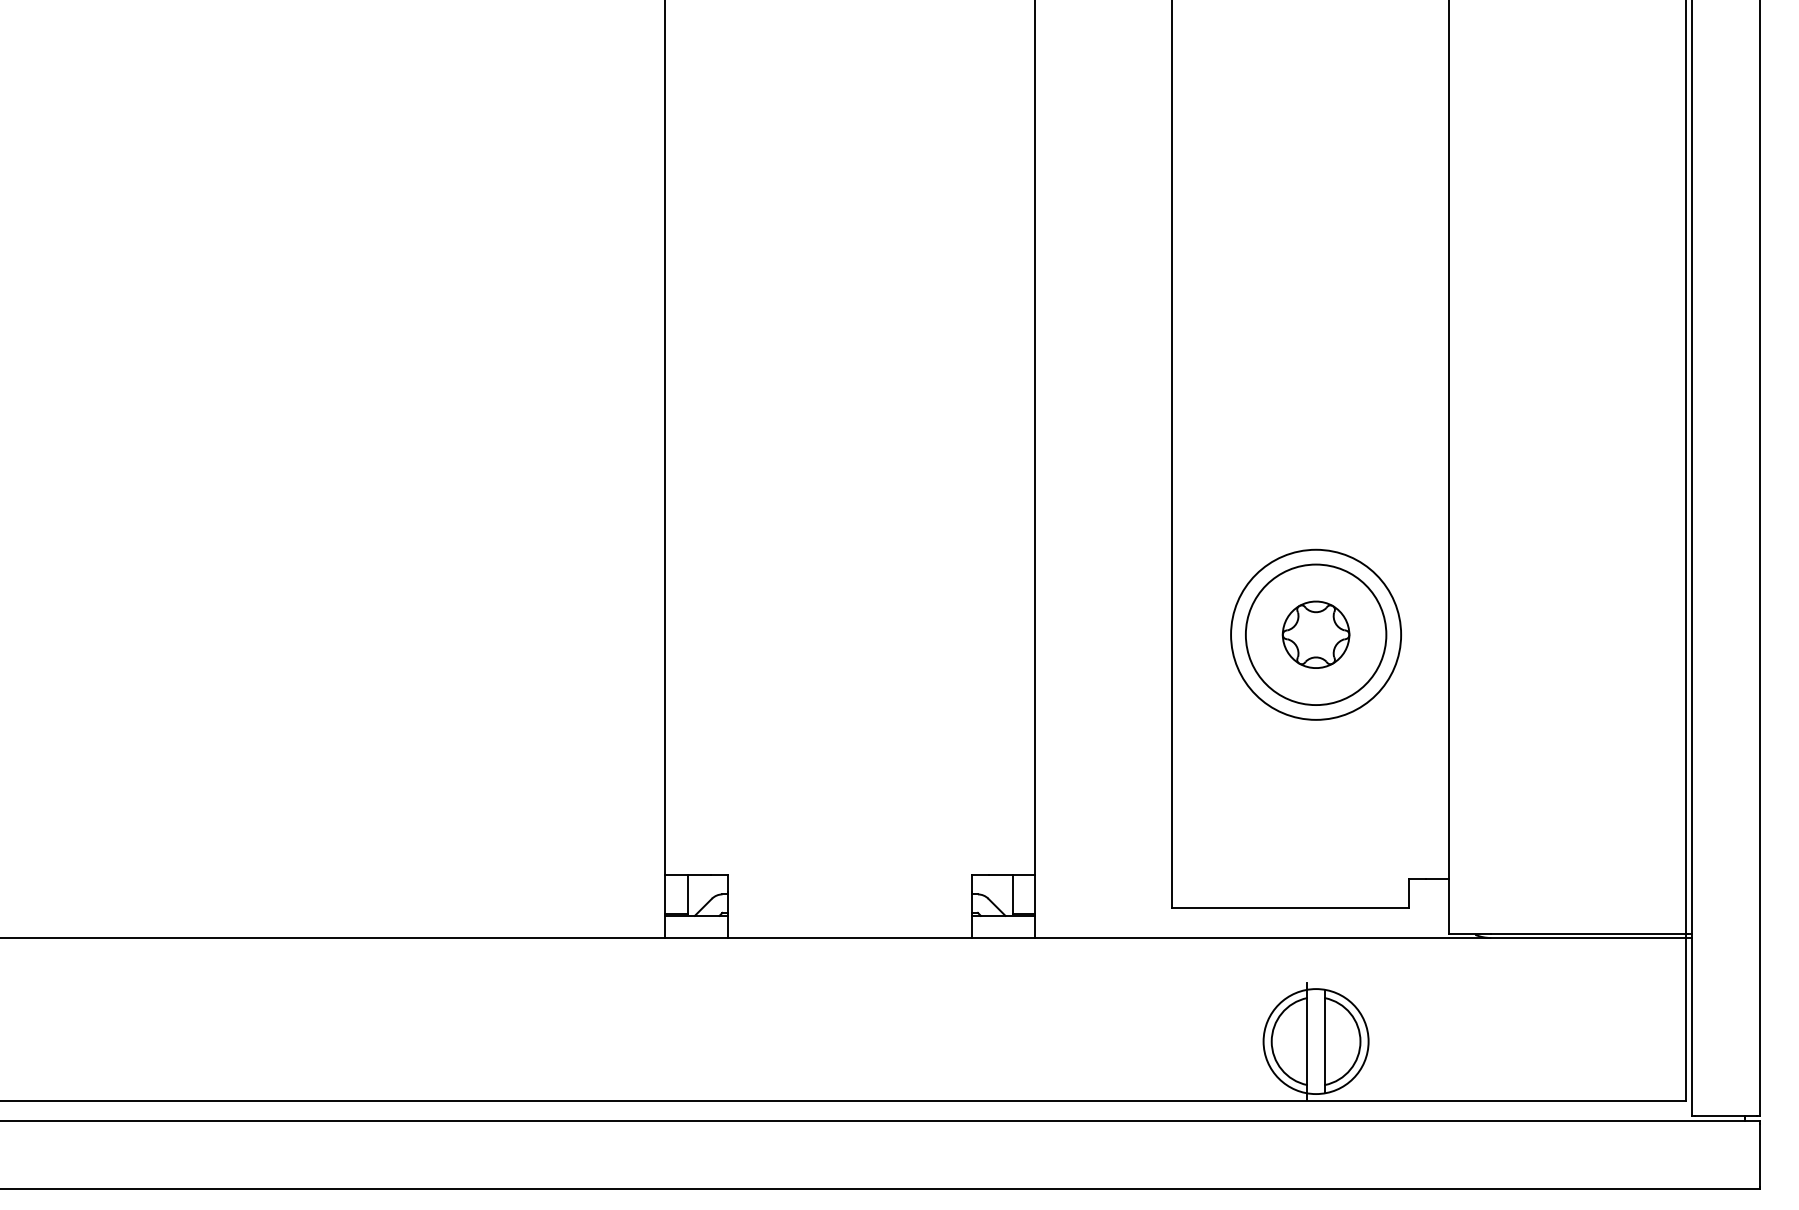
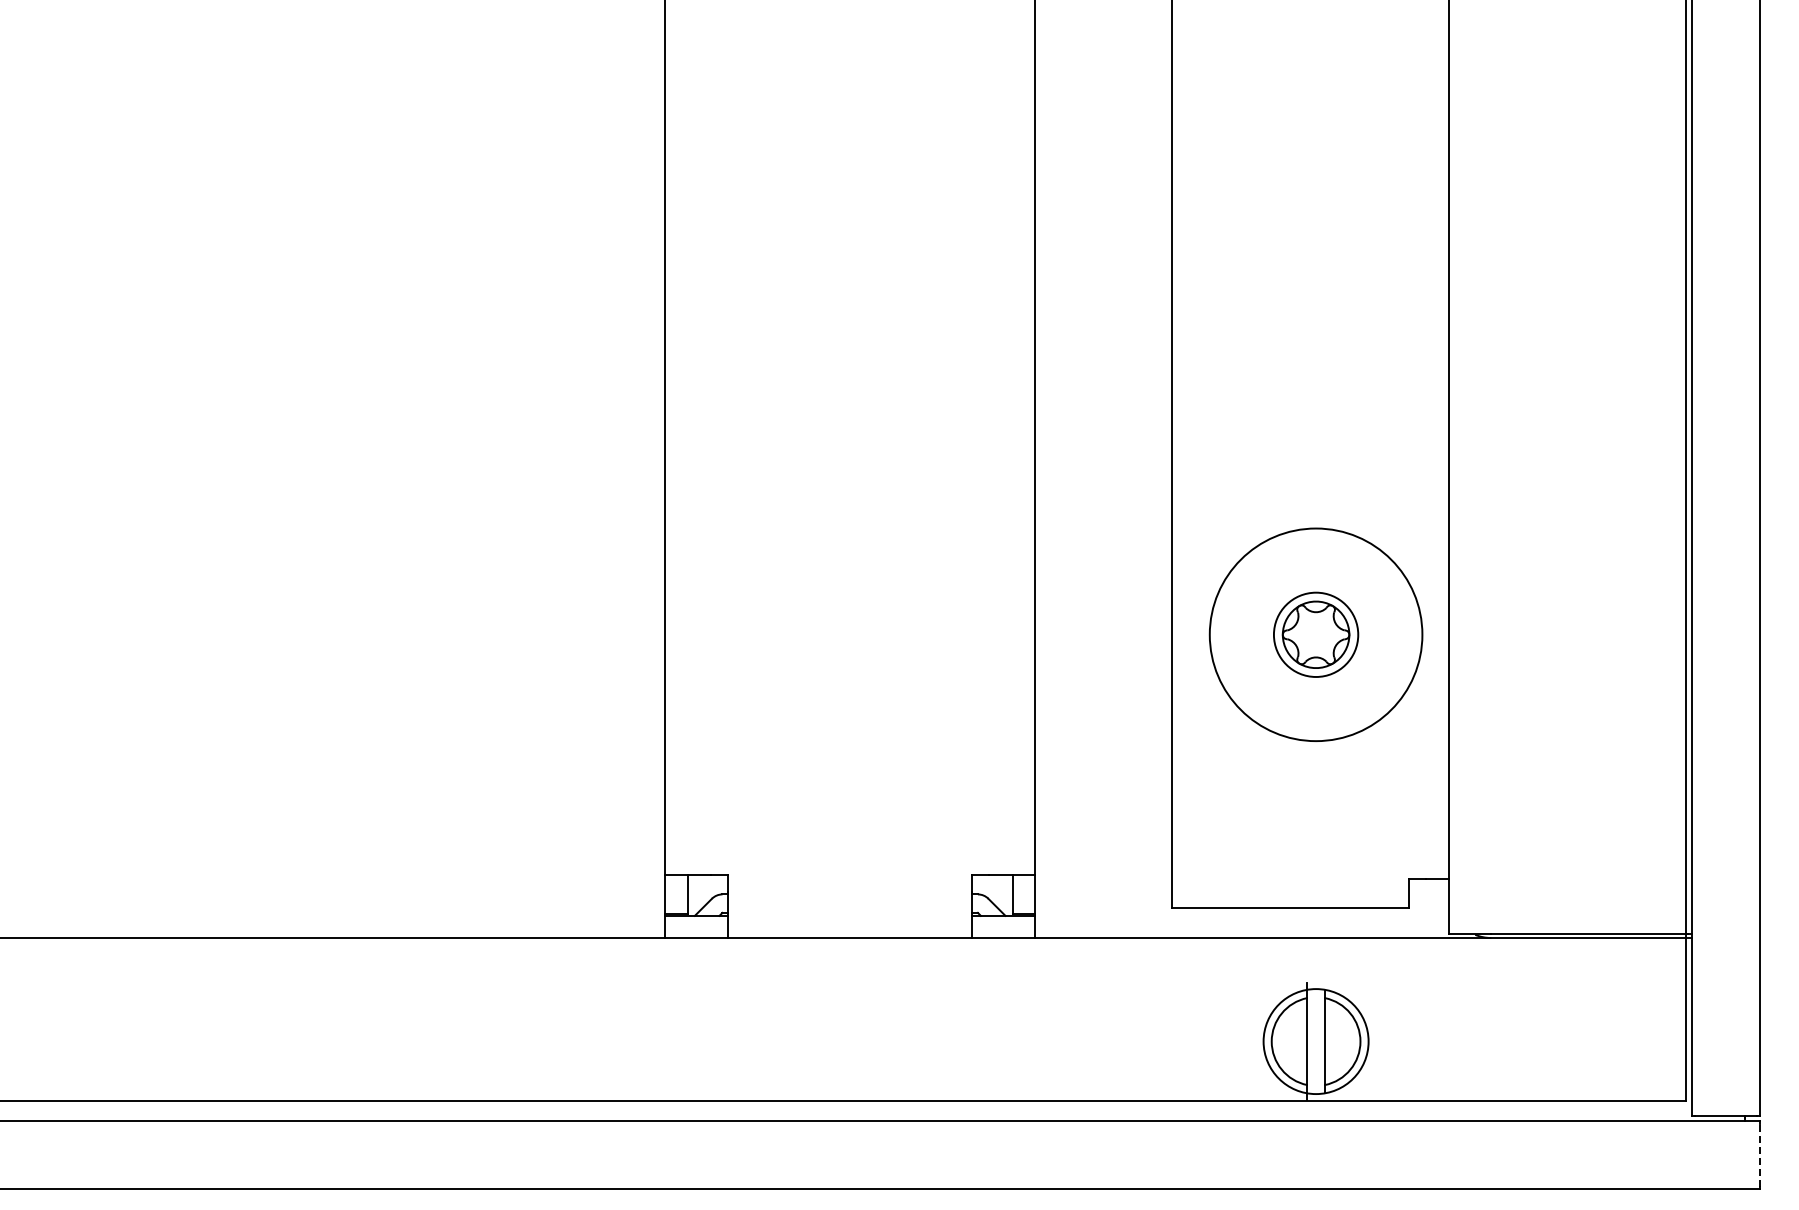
circle diameter: 141 px -> 84 px (1315, 634)
circle diameter: 170 px -> 213 px (1315, 634)
line: solid -> dashed (1759, 1154)
